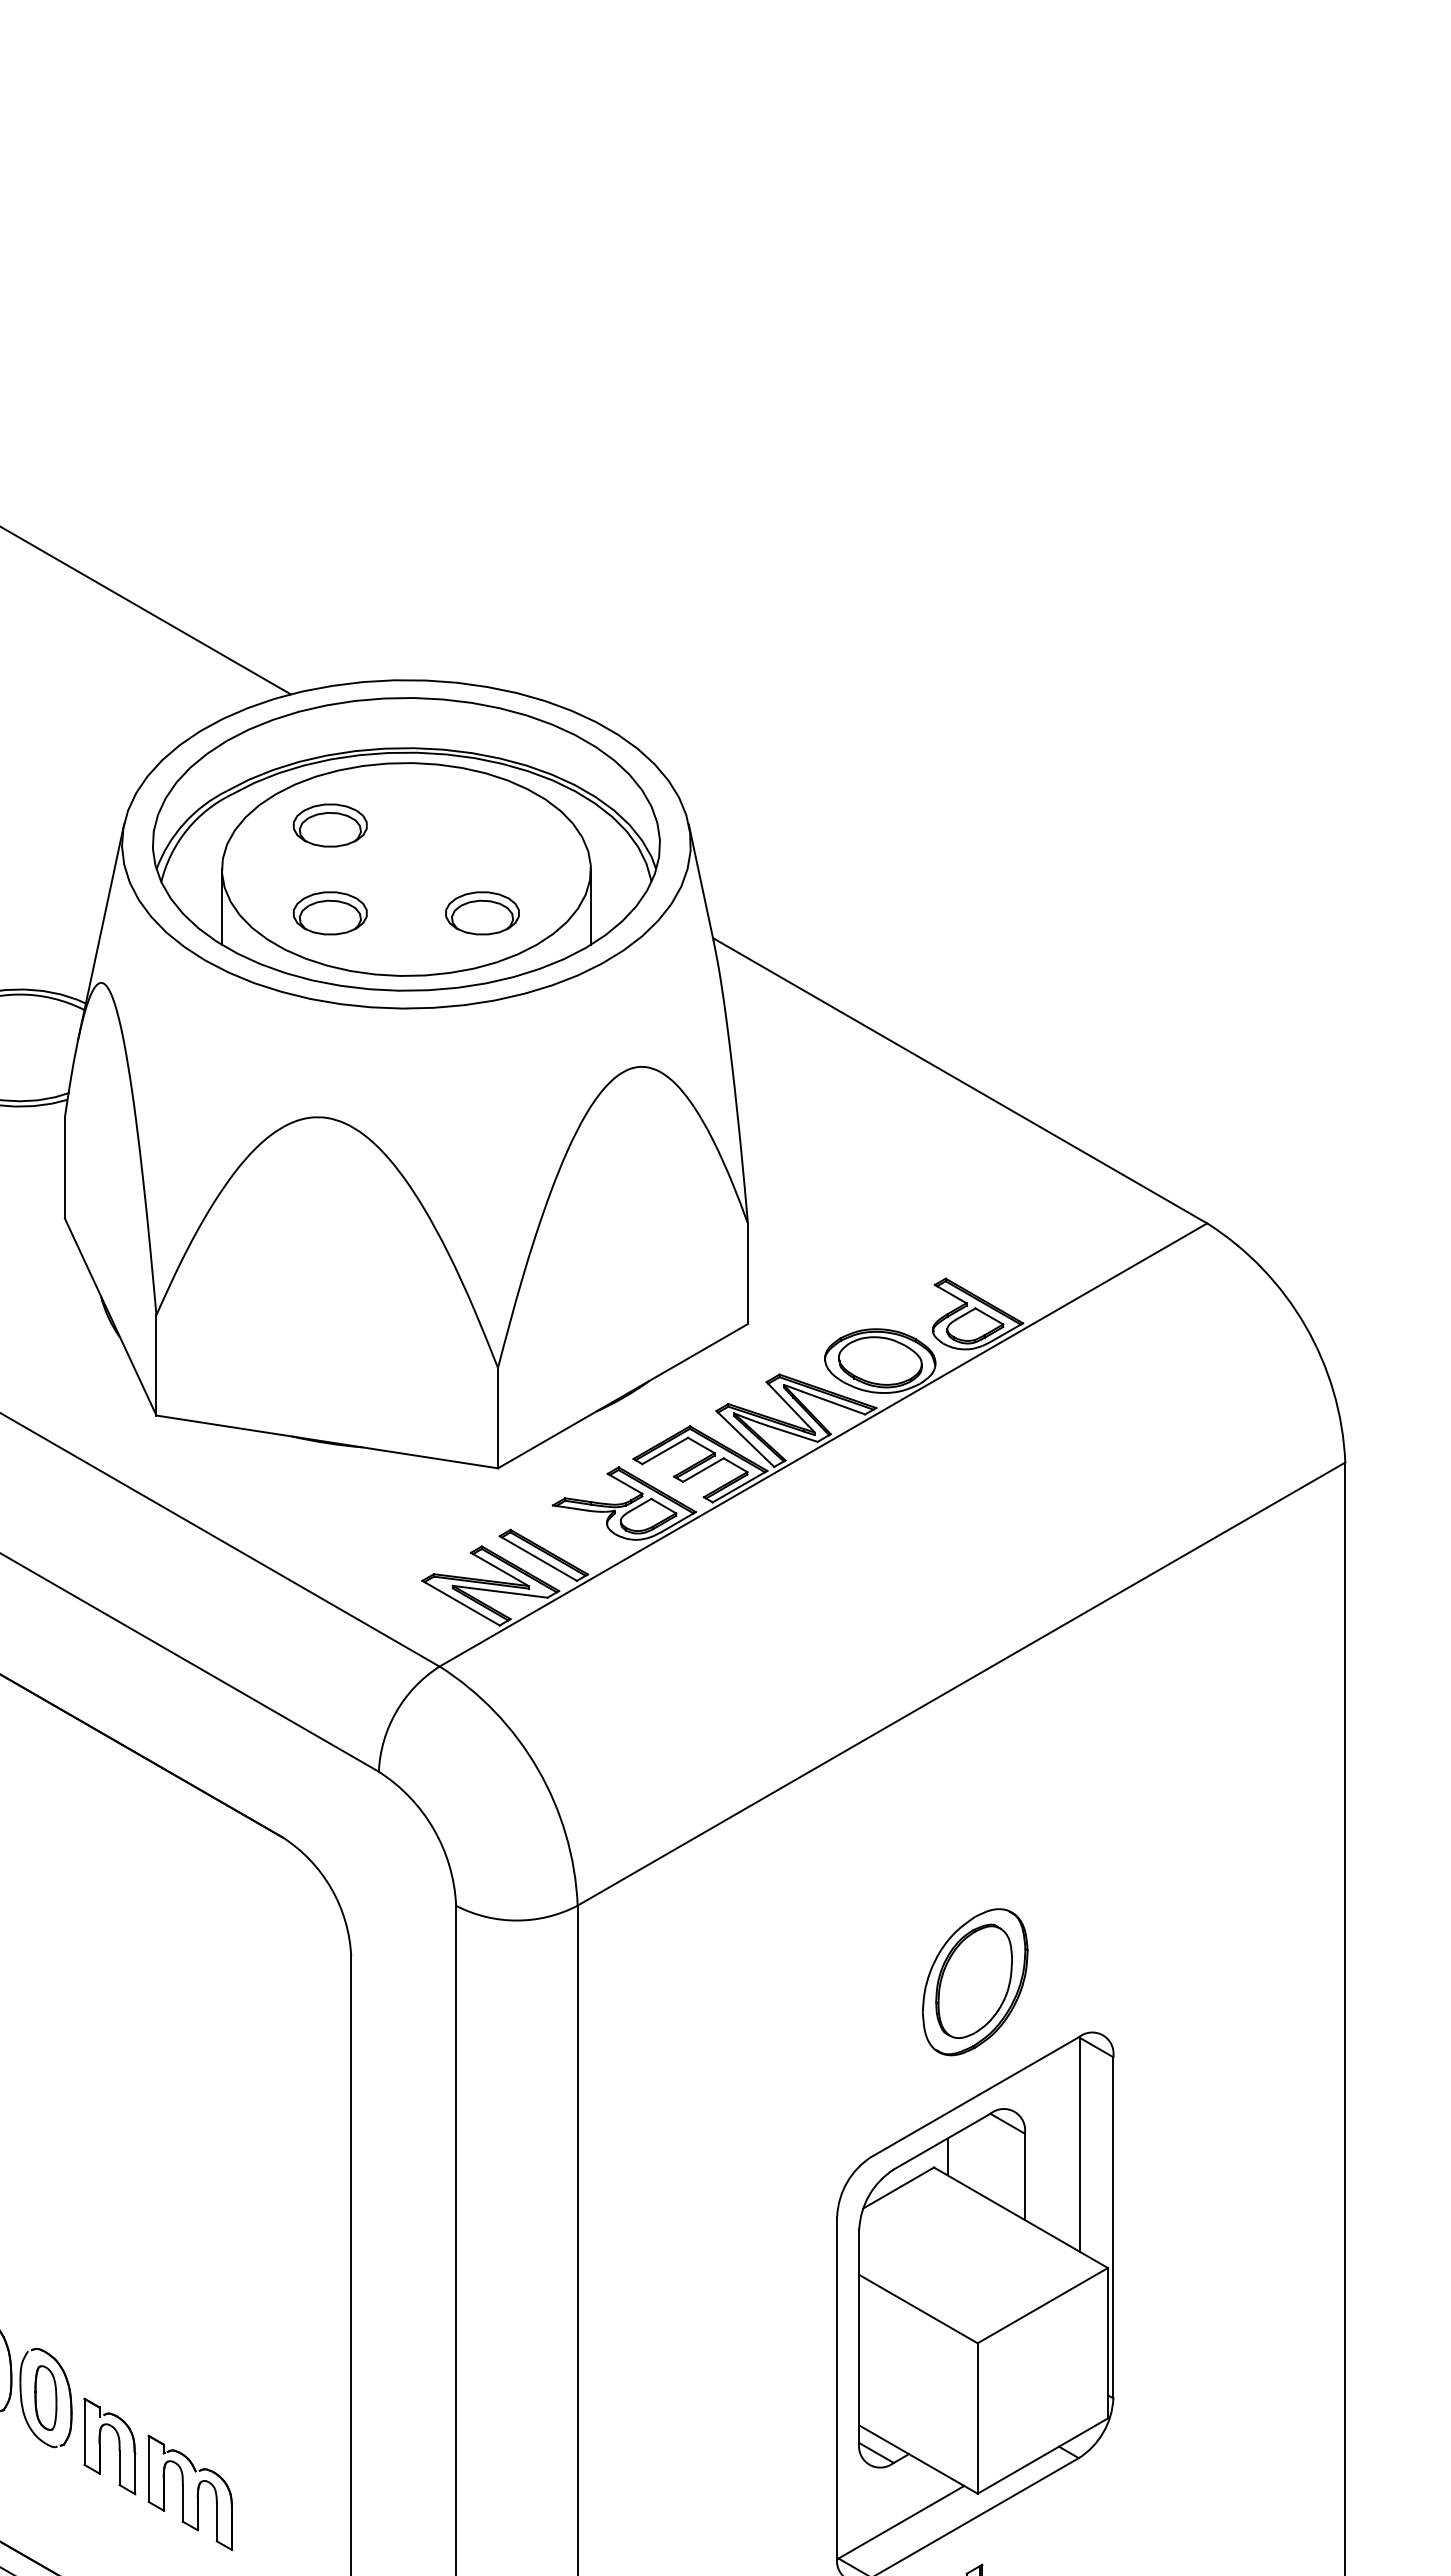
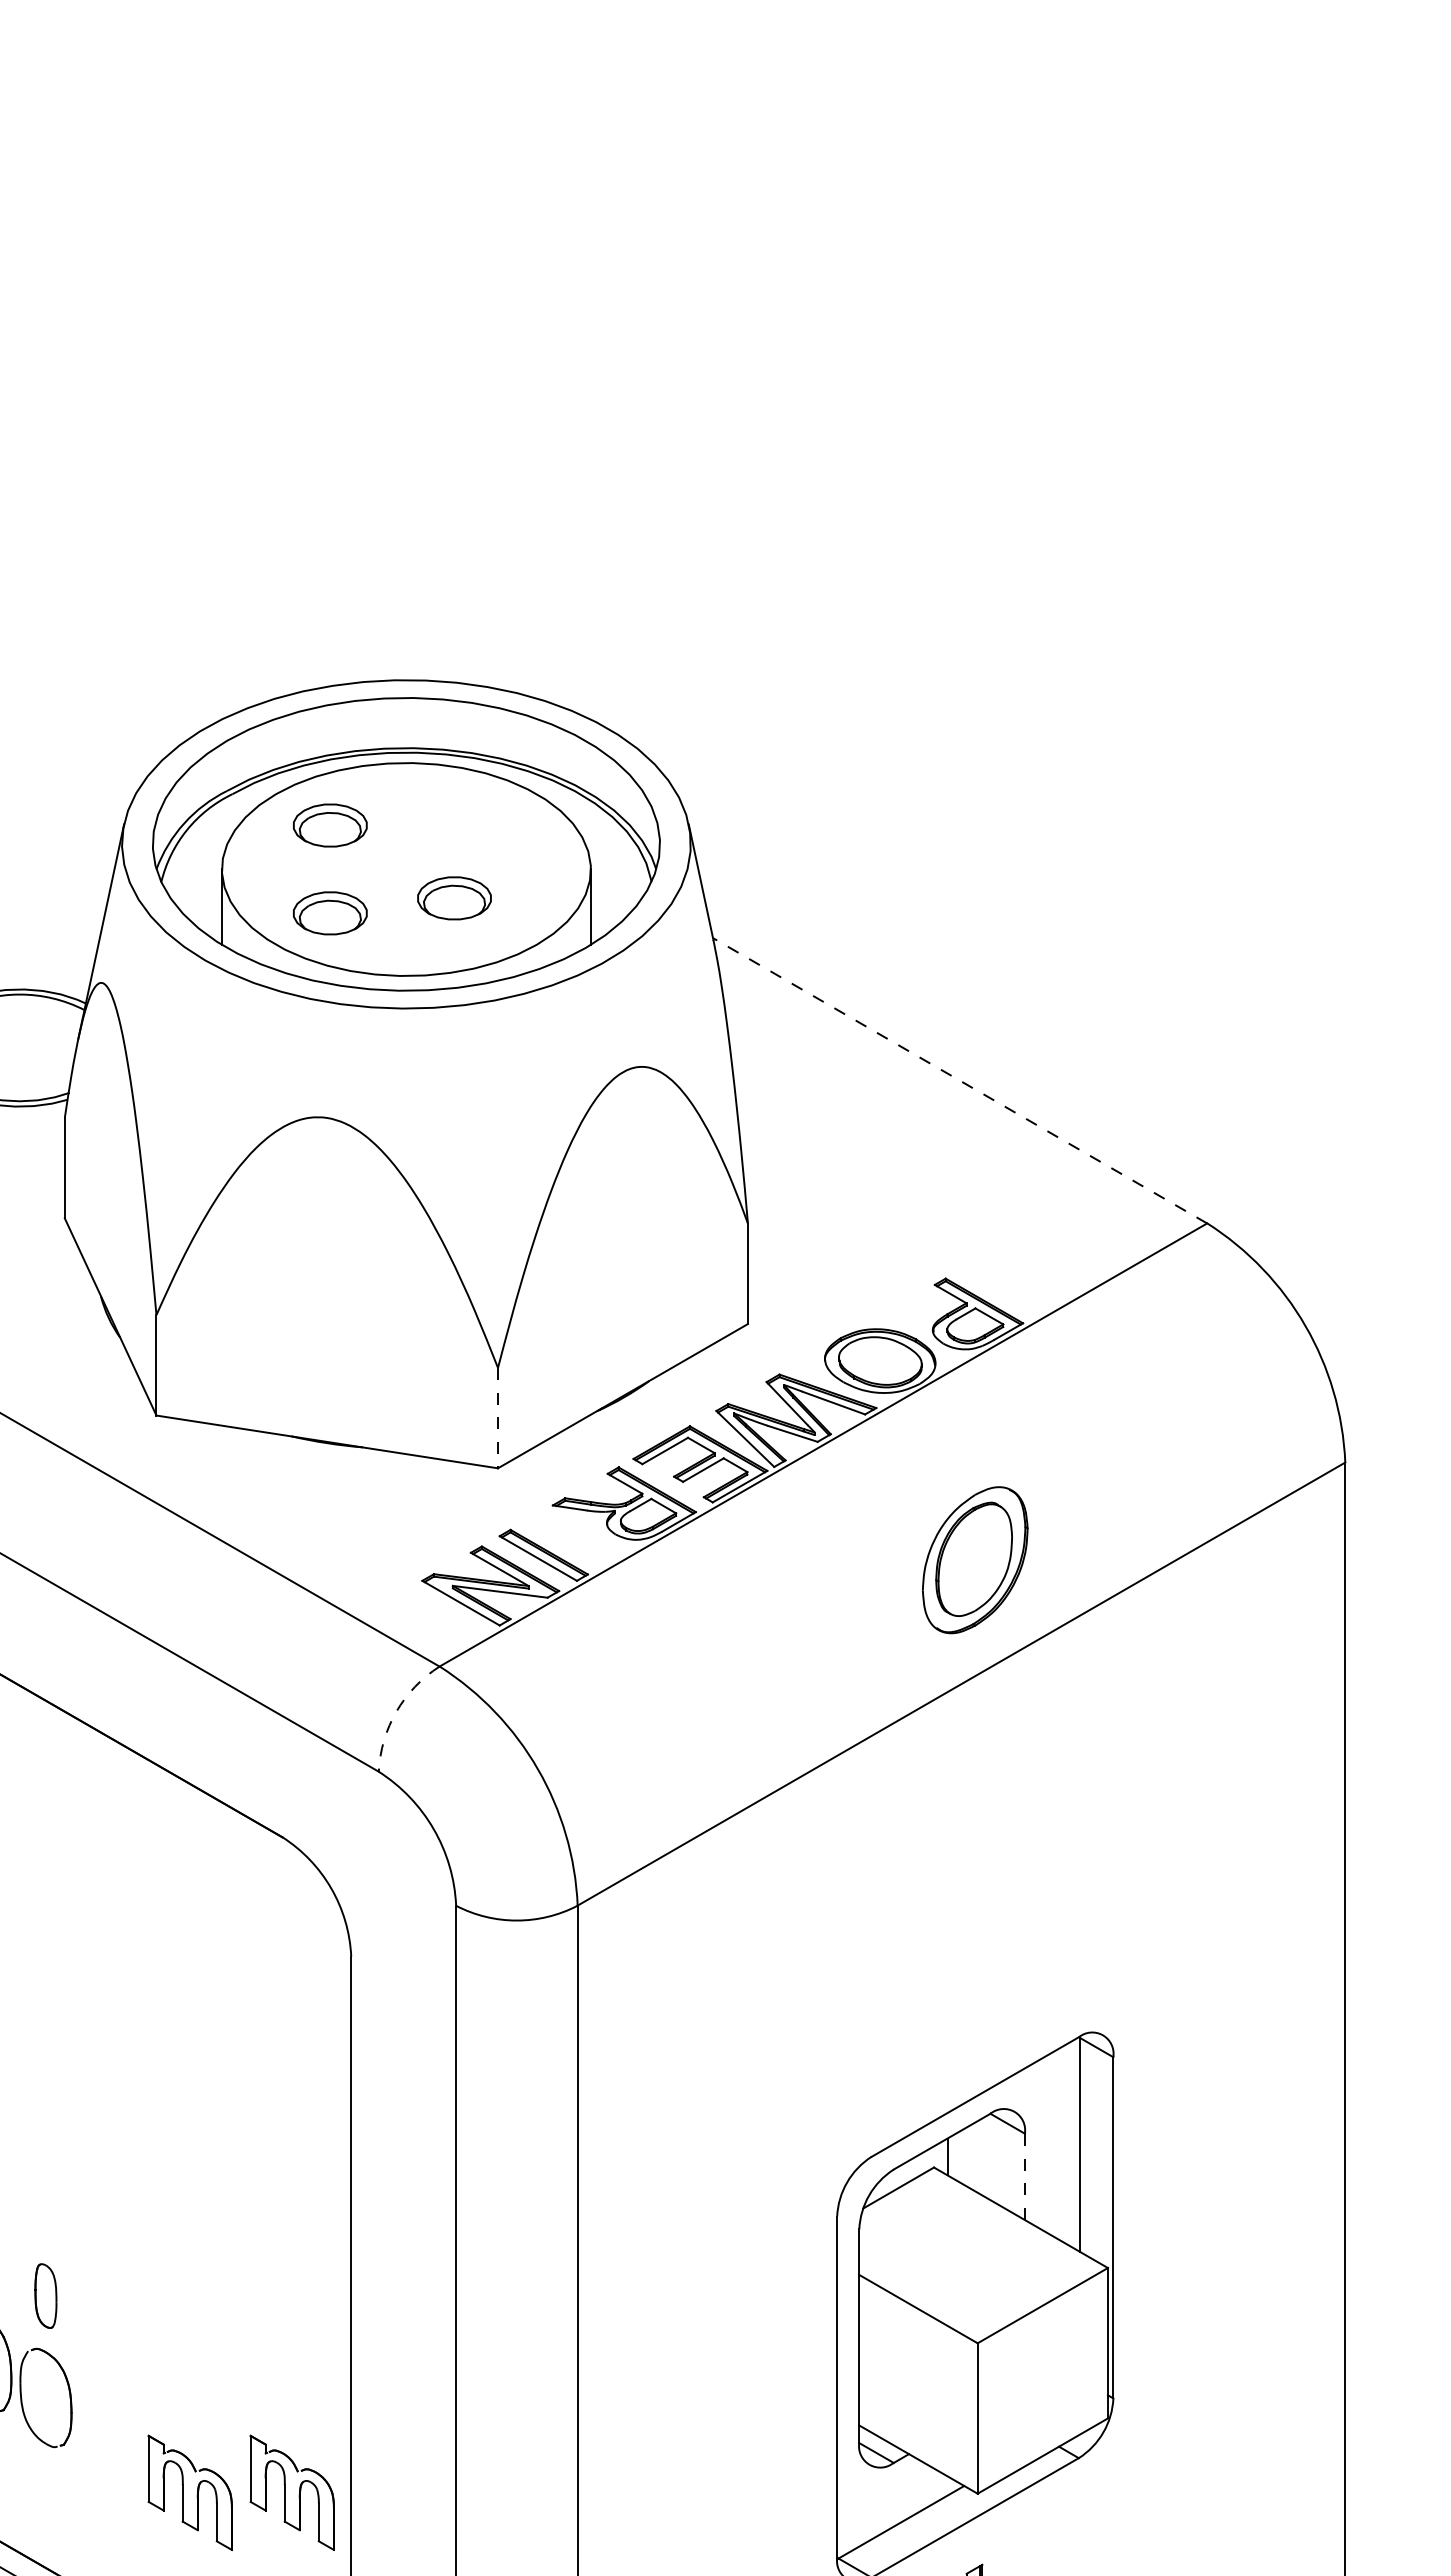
line: present -> none (146, 611)
part position: (482, 913) -> (454, 898) (454, 898)
line: solid -> dashed (959, 1080)
line: solid -> dashed (498, 1418)
arc: solid -> dashed (396, 1711)
part position: (975, 1982) -> (975, 1560) (975, 1560)
line: solid -> dashed (1024, 2176)
part position: (45, 2397) -> (45, 2295) (45, 2295)
part: present -> none (100, 2446)
part: none -> present (291, 2492)
